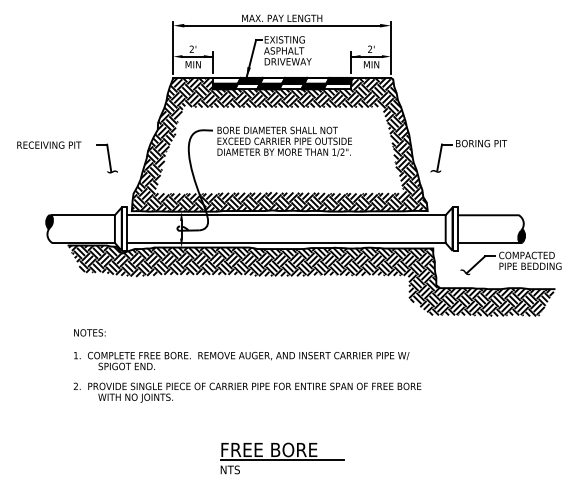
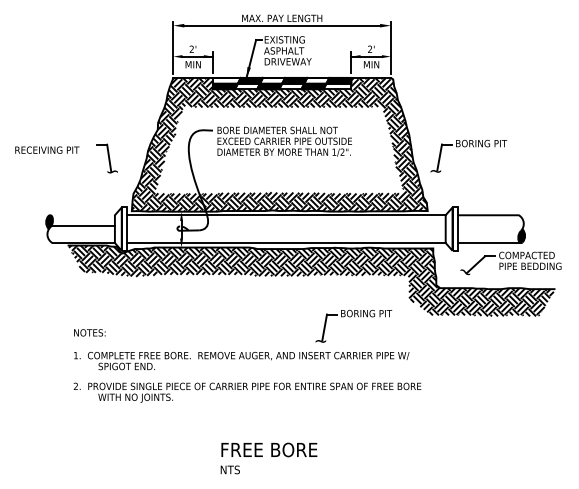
text position: (49, 144) -> (47, 149) (47, 149)
line position: (83, 215) -> (83, 226) (83, 226)
part: none -> present (354, 317)
line: present -> none (282, 460)
